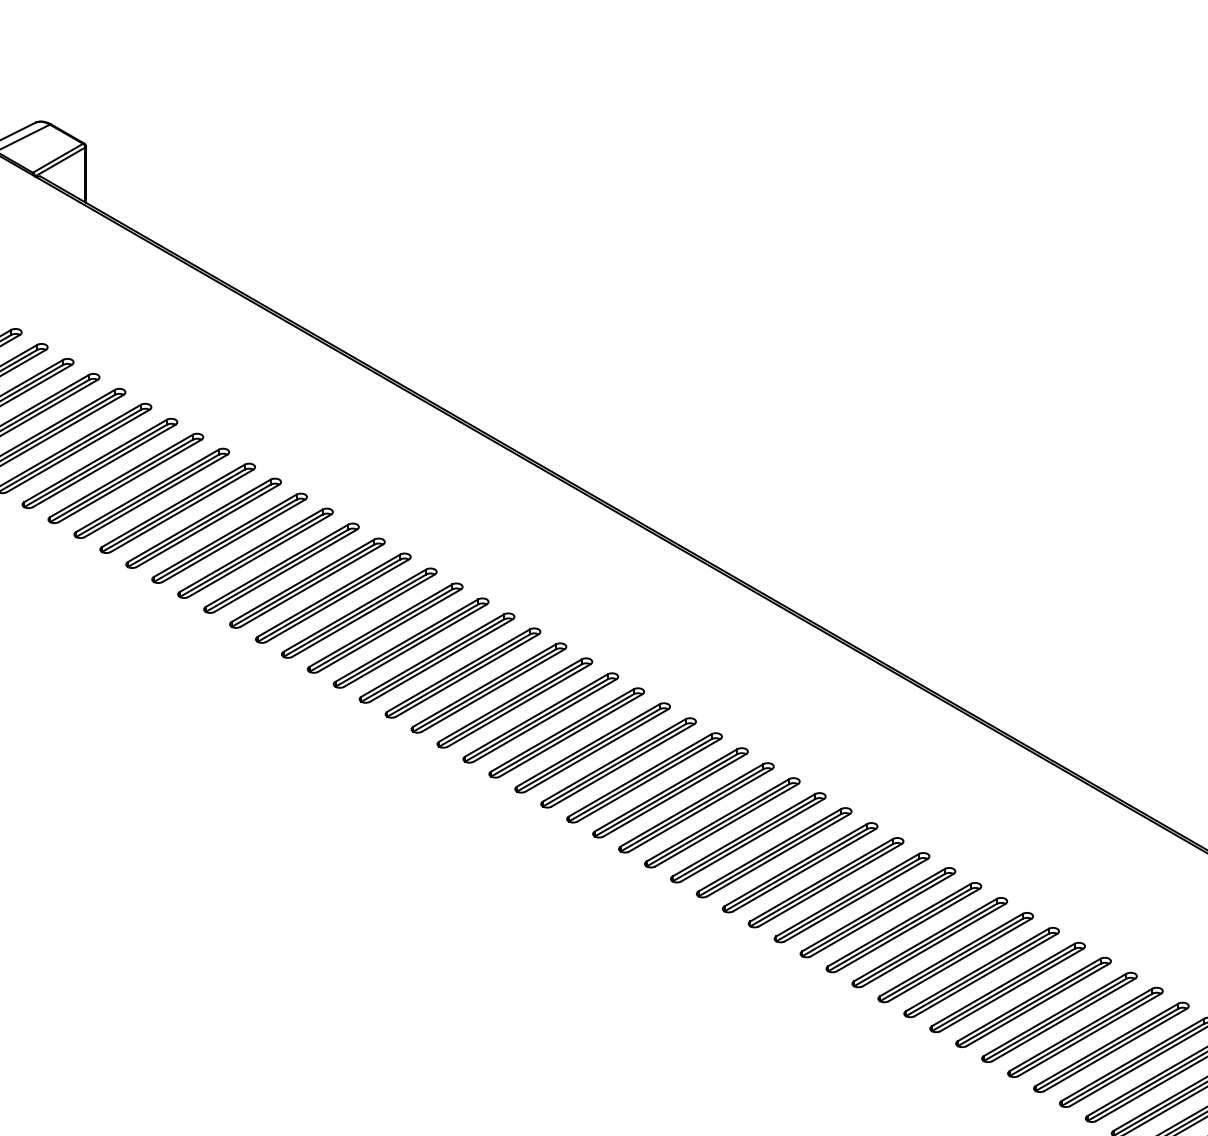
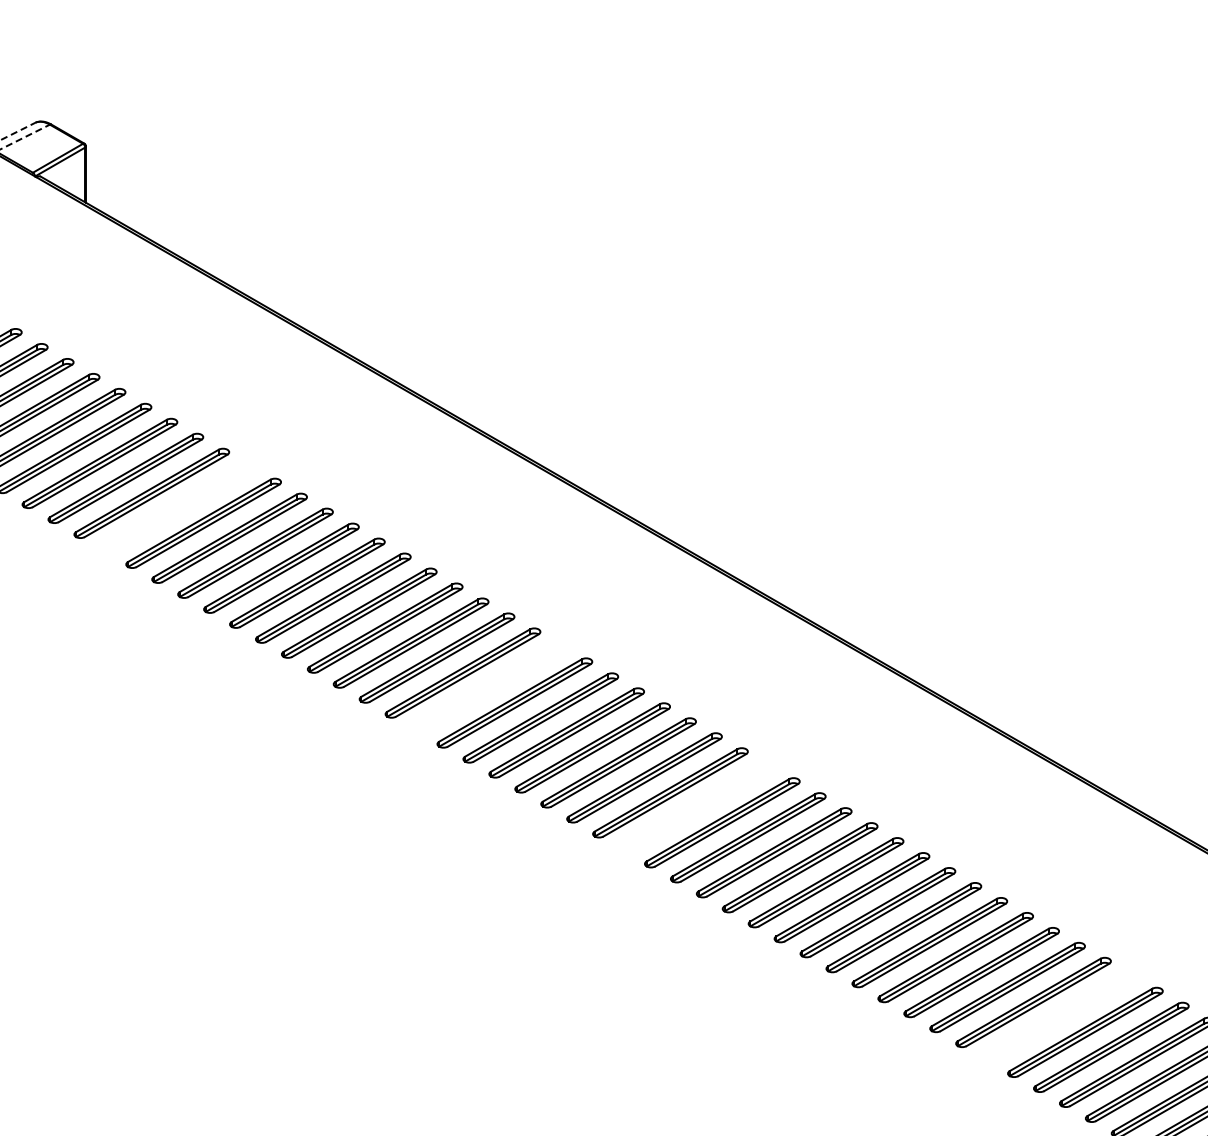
line: solid -> dashed (18, 131)
line: solid -> dashed (25, 137)
part: present -> none (177, 507)
part: present -> none (488, 687)
part: present -> none (696, 807)
part: present -> none (1059, 1016)
